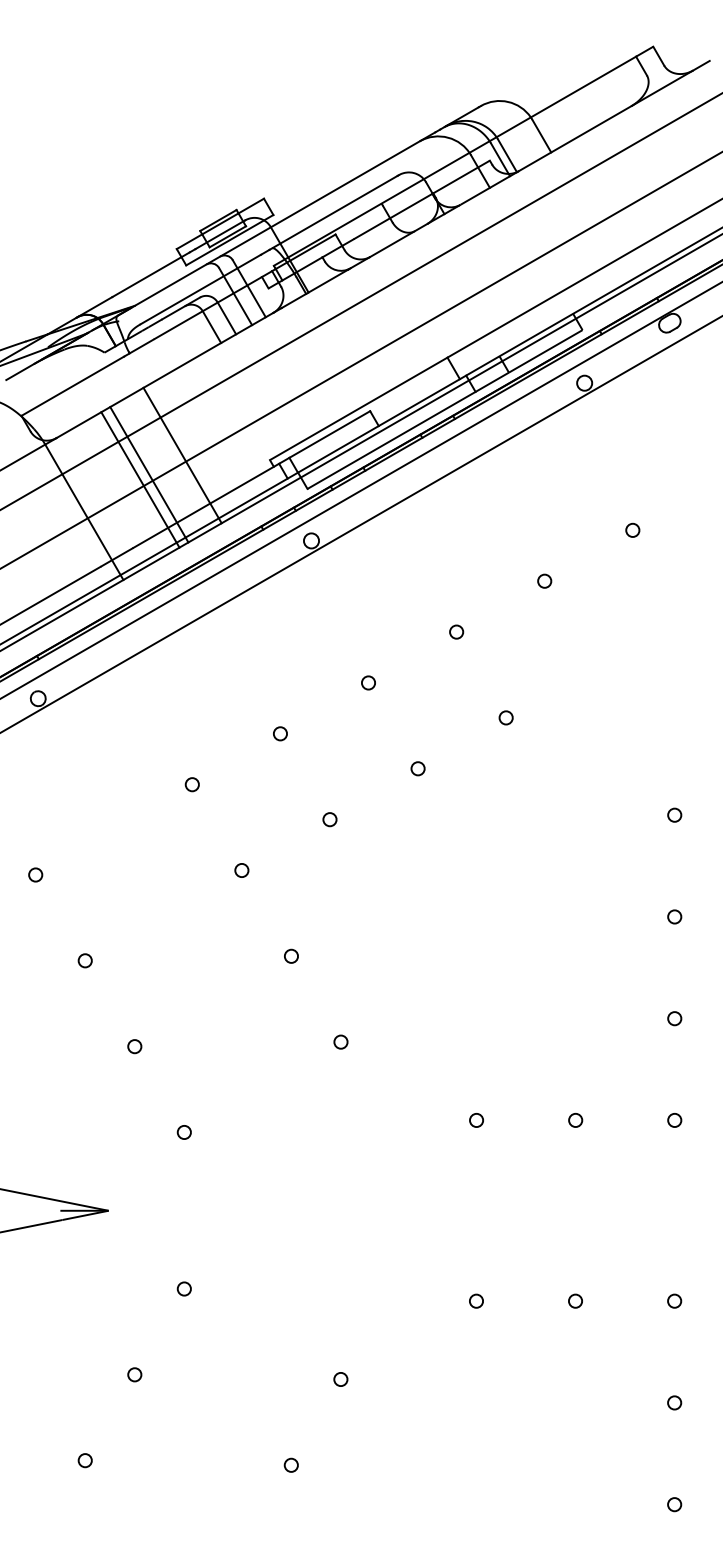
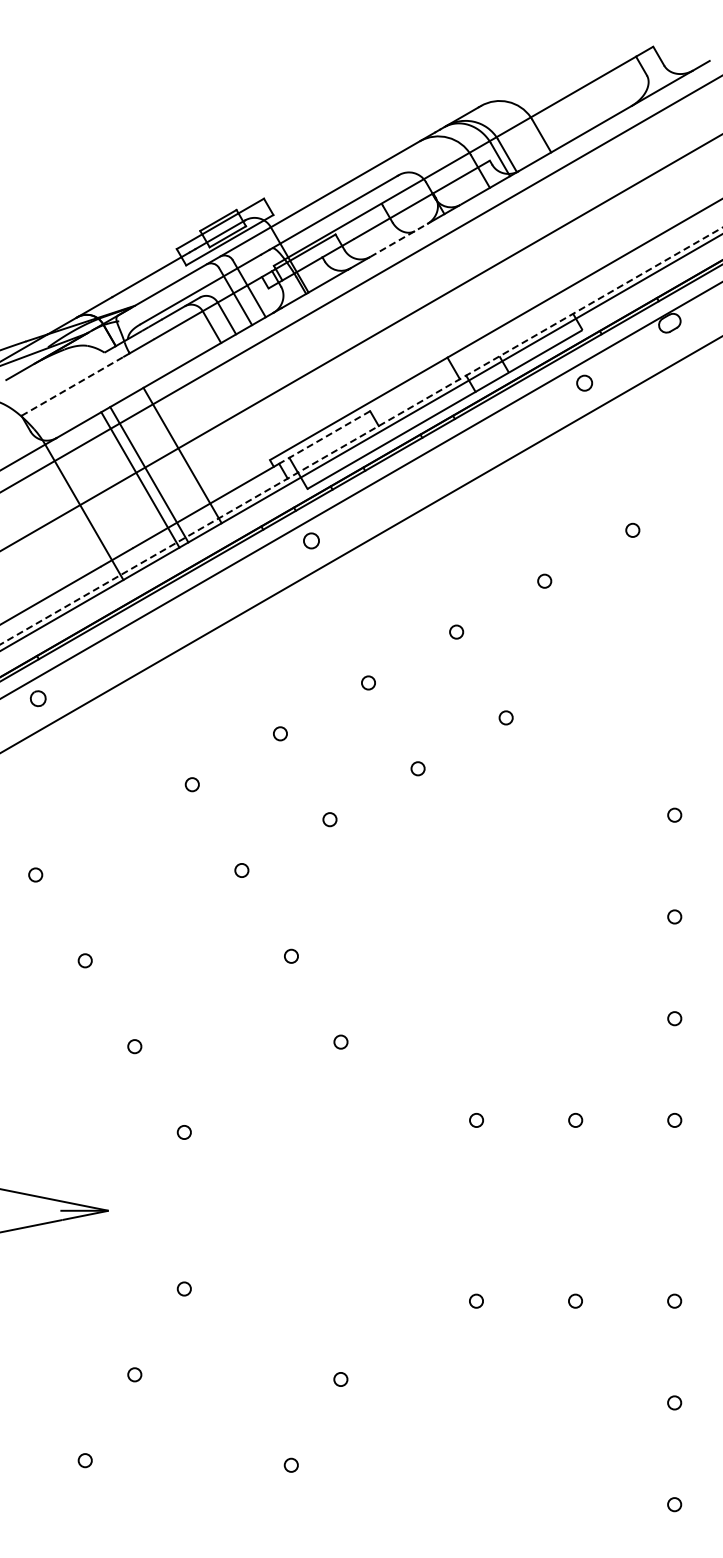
line: solid -> dashed (398, 240)
line position: (360, 301) -> (360, 284) (360, 284)
line position: (360, 360) -> (360, 343) (360, 343)
line: solid -> dashed (73, 386)
line: solid -> dashed (361, 435)
line: solid -> dashed (324, 437)
line position: (360, 524) -> (360, 545) (360, 545)
